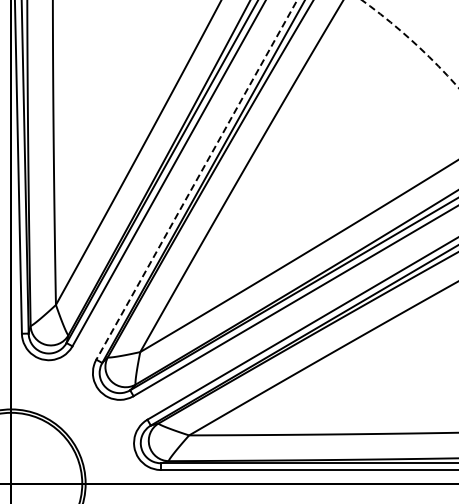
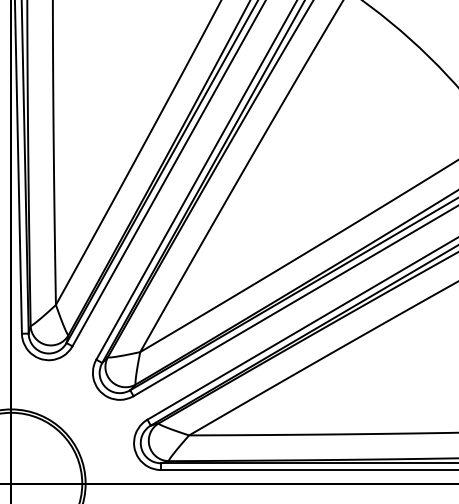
arc: dashed -> solid (411, 40)
line: dashed -> solid (196, 179)
